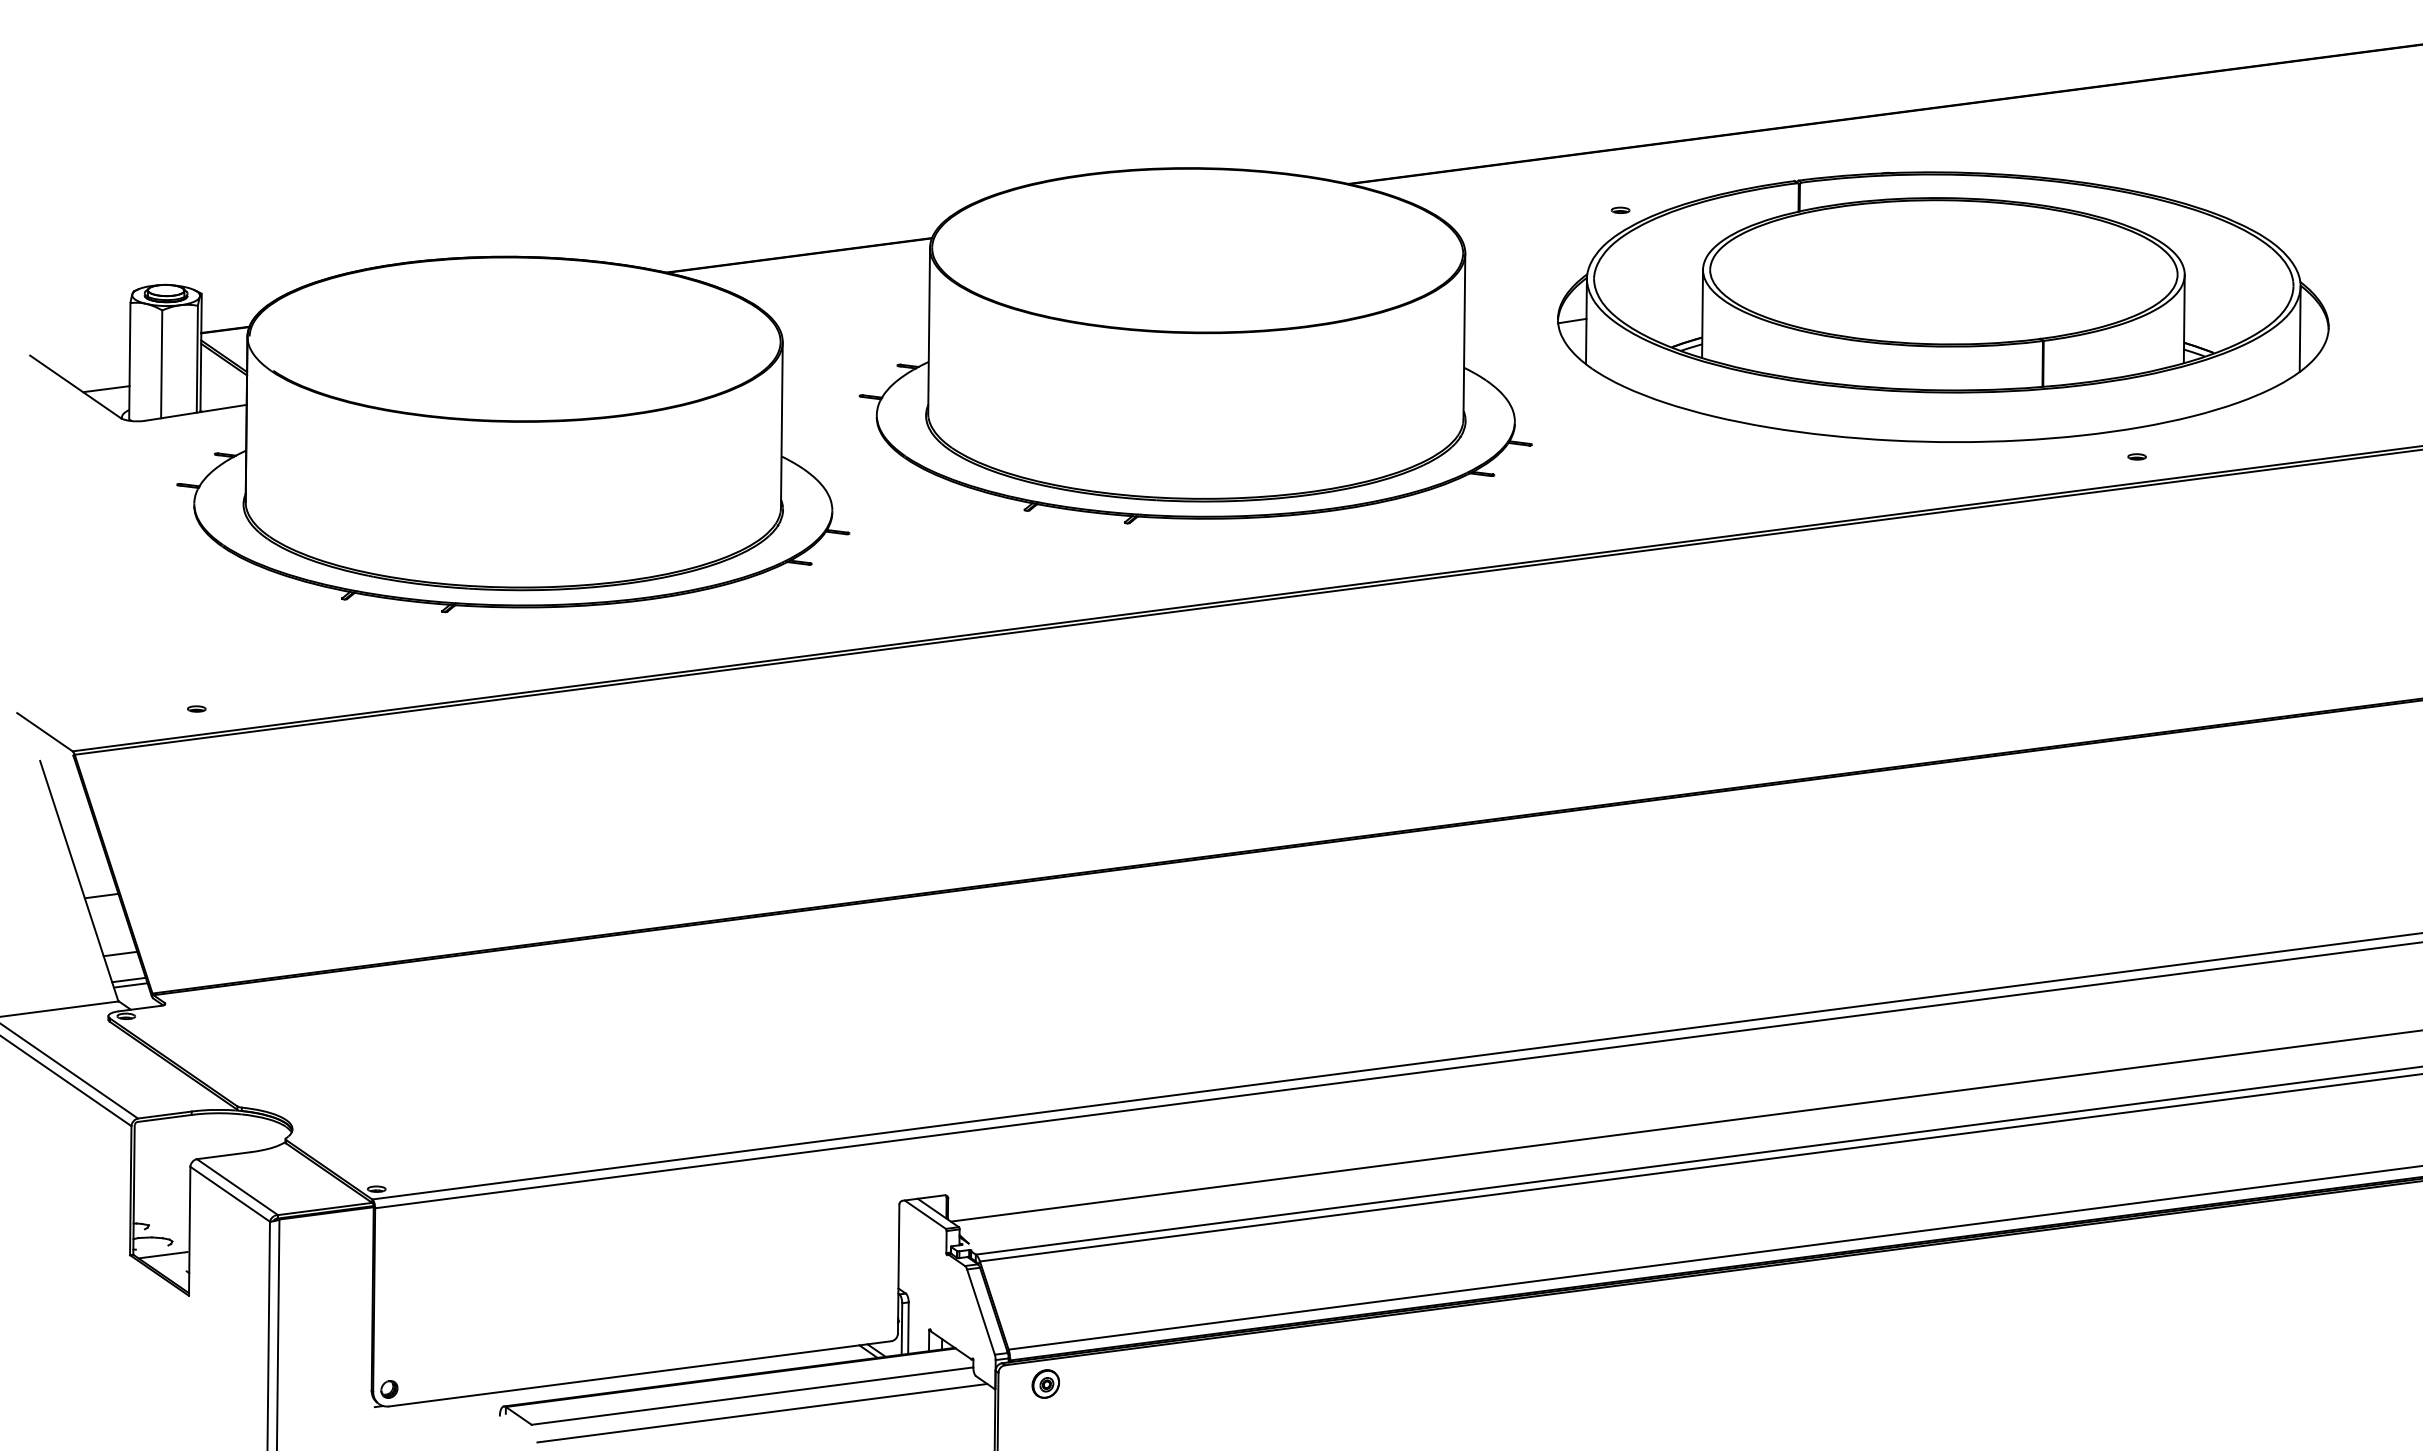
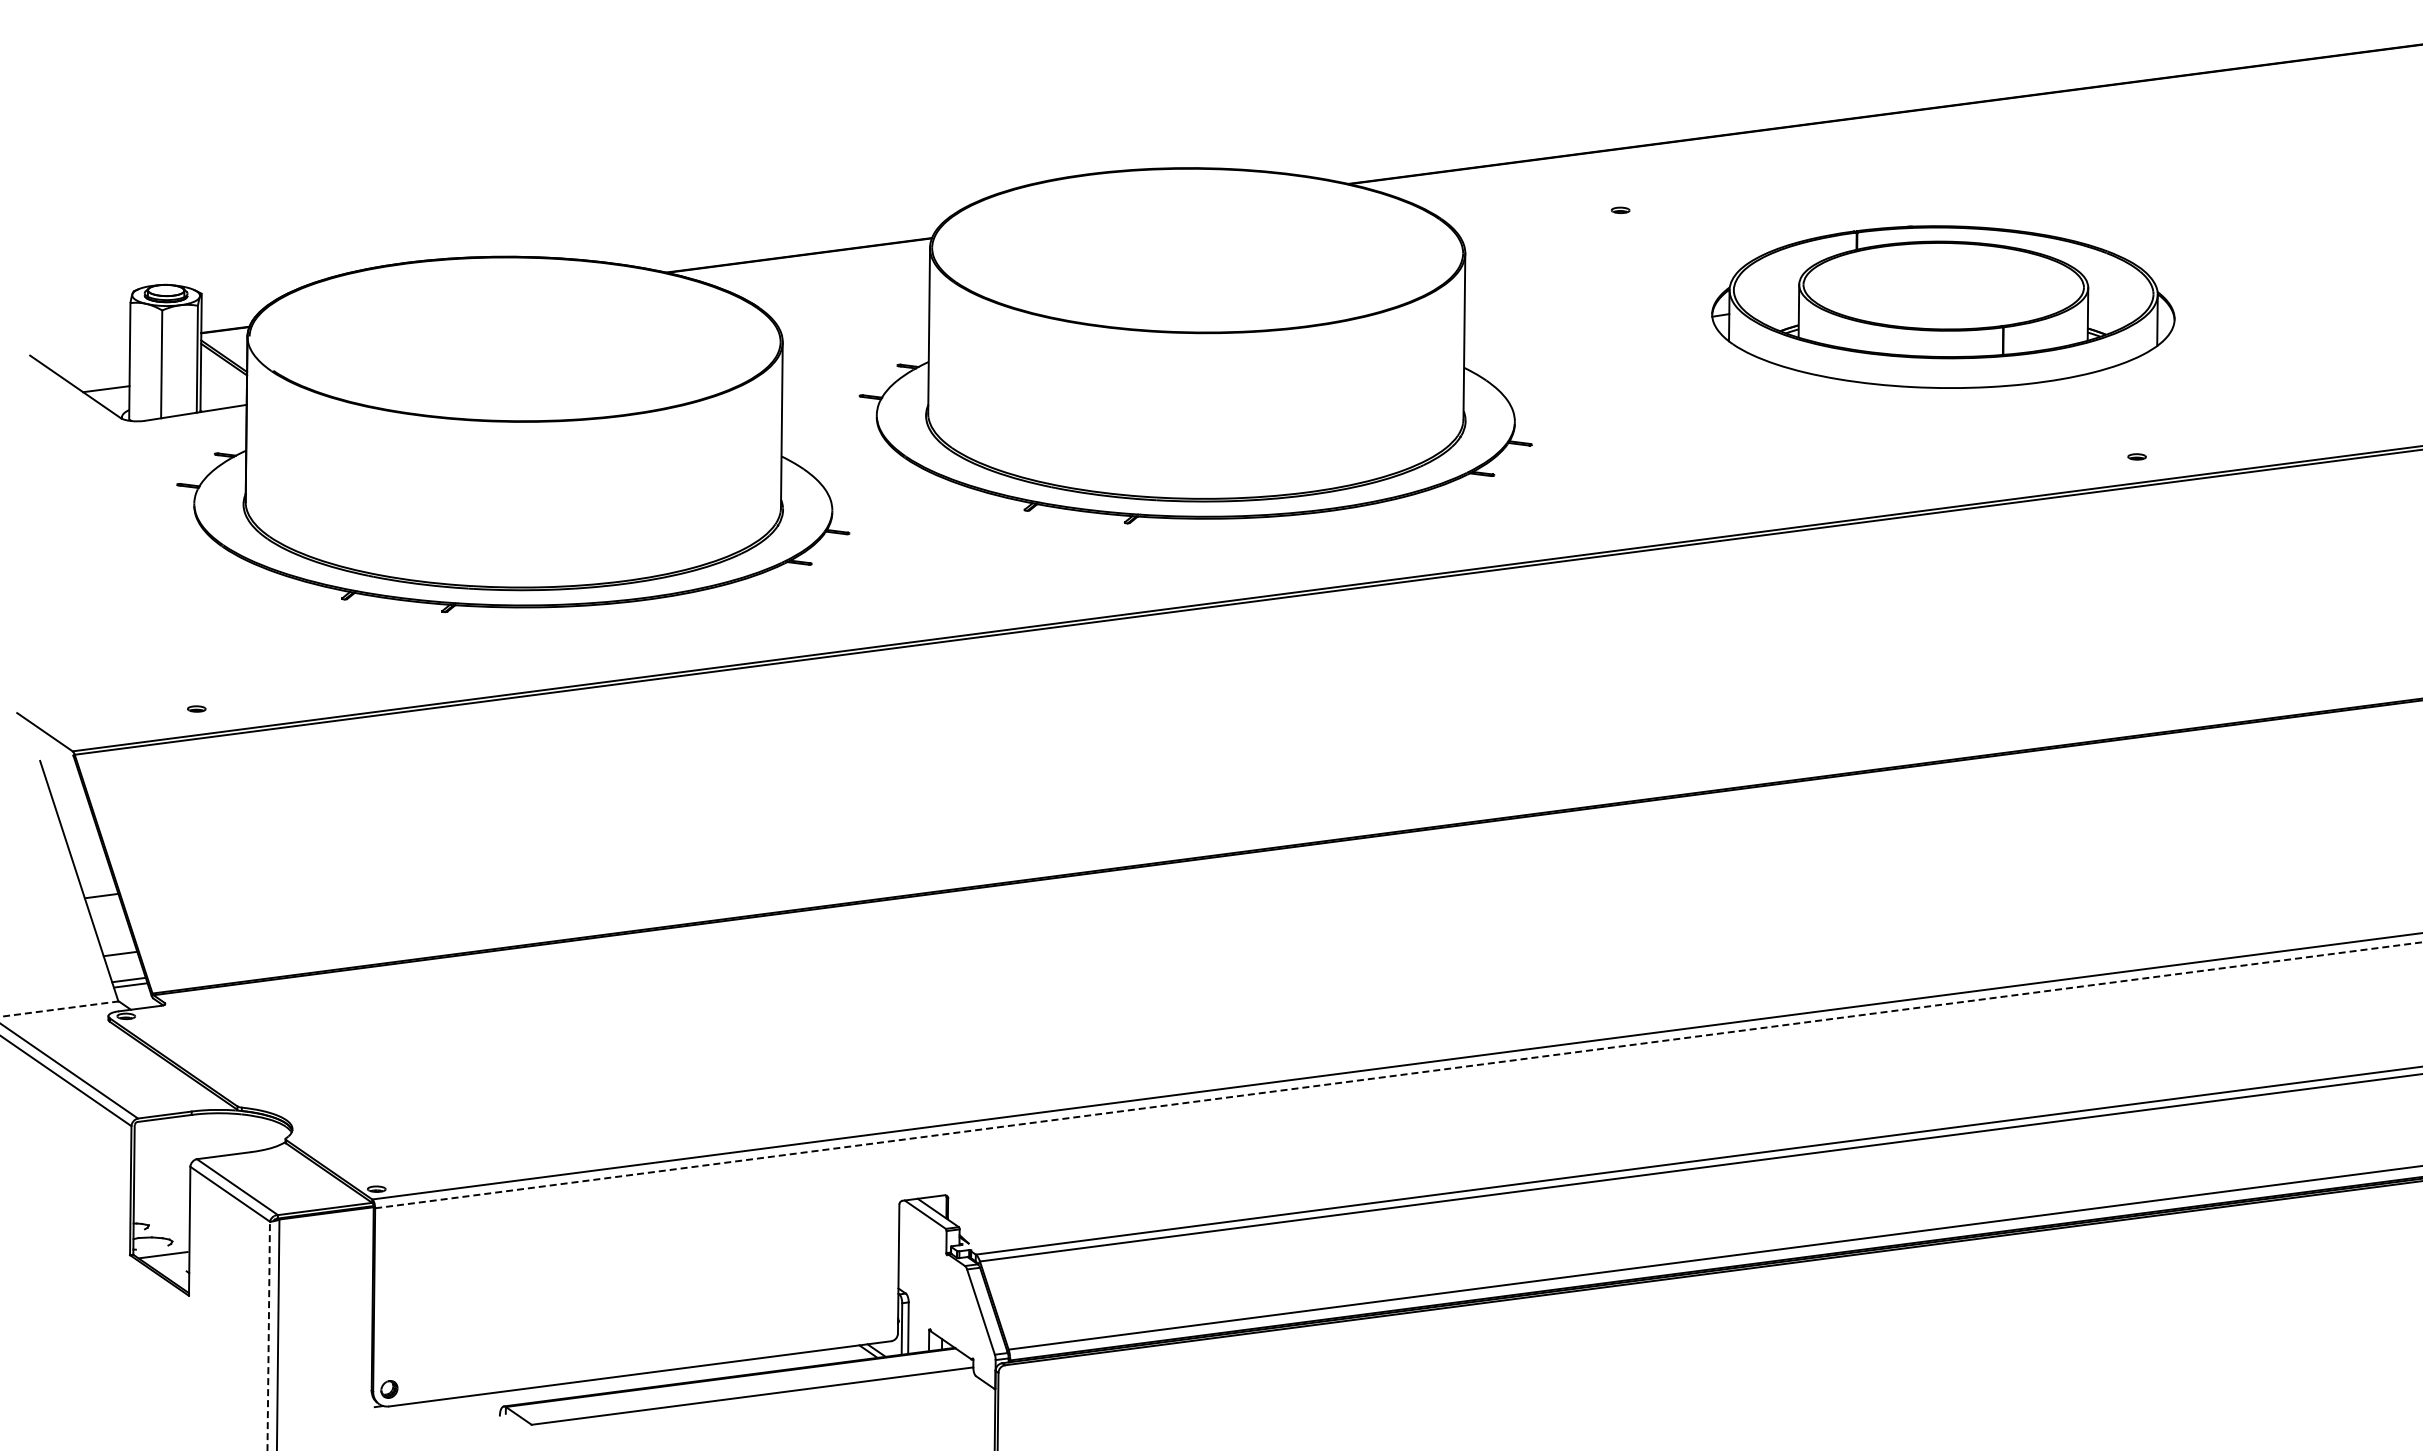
part size: 773x272 px -> 465x164 px (1943, 306)
line: solid -> dashed (59, 1009)
line: solid -> dashed (1399, 1075)
line: present -> none (1685, 1125)
line: solid -> dashed (268, 1335)
part: present -> none (1045, 1383)
line: present -> none (762, 1412)
